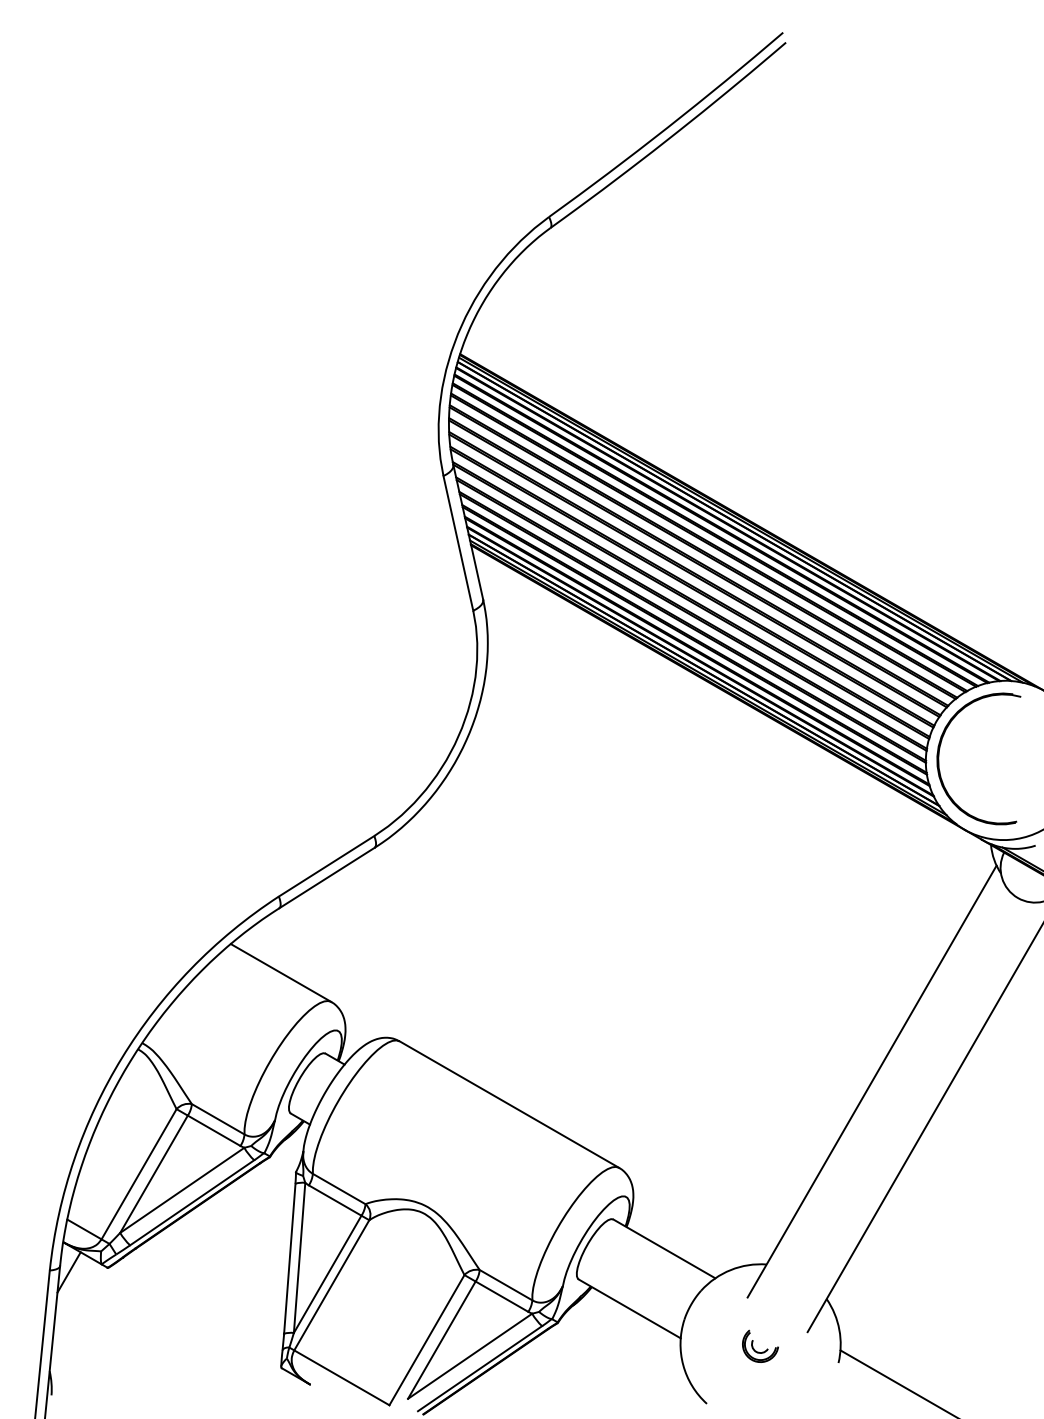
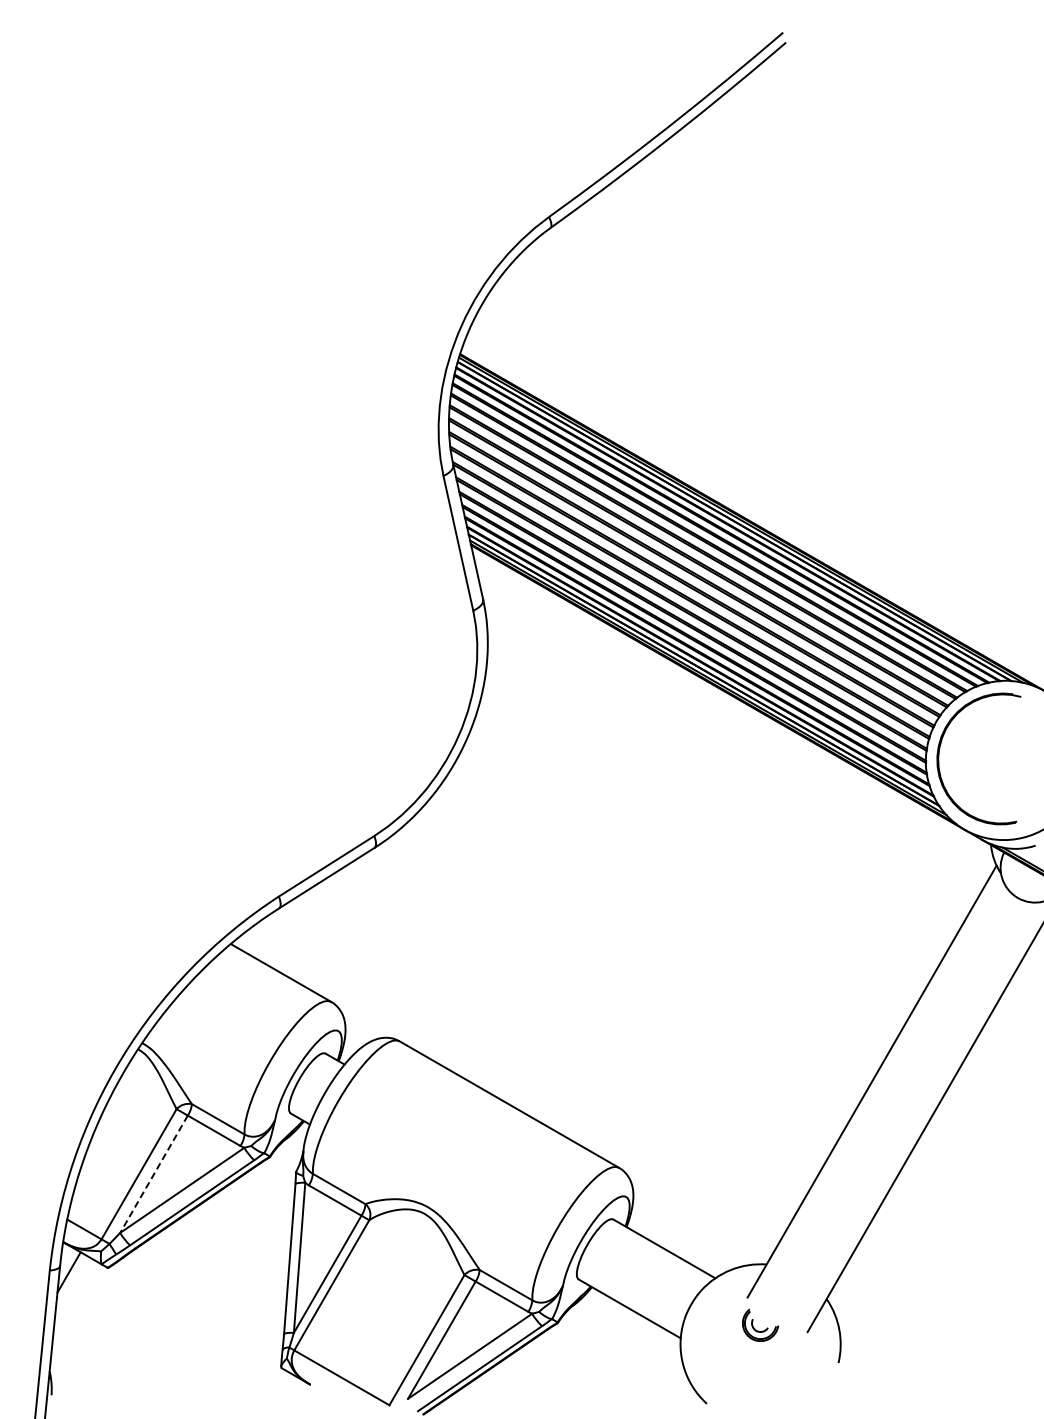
line: solid -> dashed (154, 1174)
part position: (758, 1351) -> (758, 1330) (758, 1330)
line: present -> none (897, 1382)
